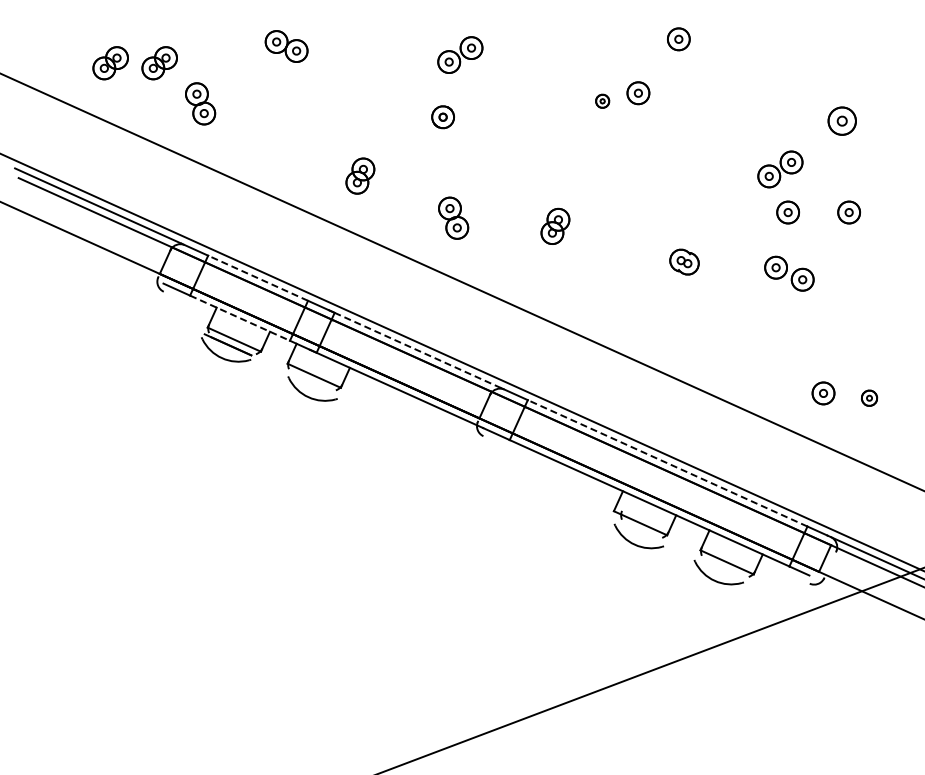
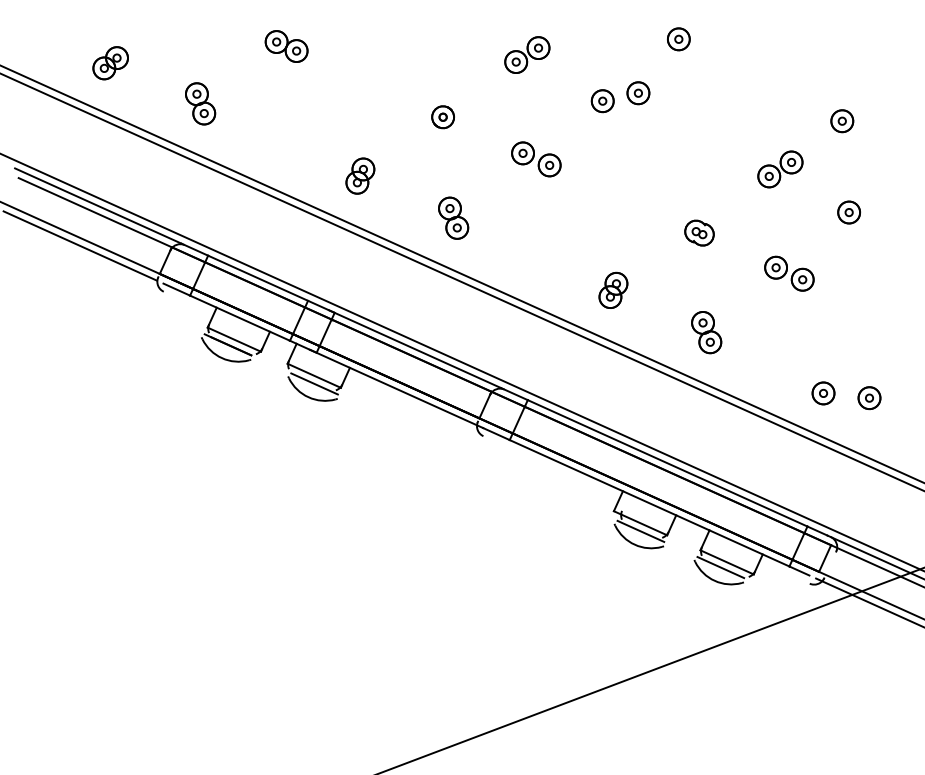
part position: (460, 54) -> (527, 54) (527, 54)
part: present -> none (159, 63)
part size: 16x16 px -> 25x25 px (602, 101)
part size: 30x30 px -> 25x25 px (842, 121)
part: none -> present (536, 159)
part: present -> none (787, 212)
part position: (555, 225) -> (613, 289) (613, 289)
line: none -> present (79, 245)
part position: (684, 261) -> (699, 232) (699, 232)
line: none -> present (461, 273)
line: dashed -> solid (258, 278)
line: dashed -> solid (240, 318)
part: none -> present (706, 332)
line: dashed -> solid (417, 350)
line: none -> present (314, 383)
part size: 18x18 px -> 25x25 px (869, 398)
line: dashed -> solid (667, 463)
line: none -> present (640, 530)
line: none -> present (720, 567)
line: none -> present (868, 602)
